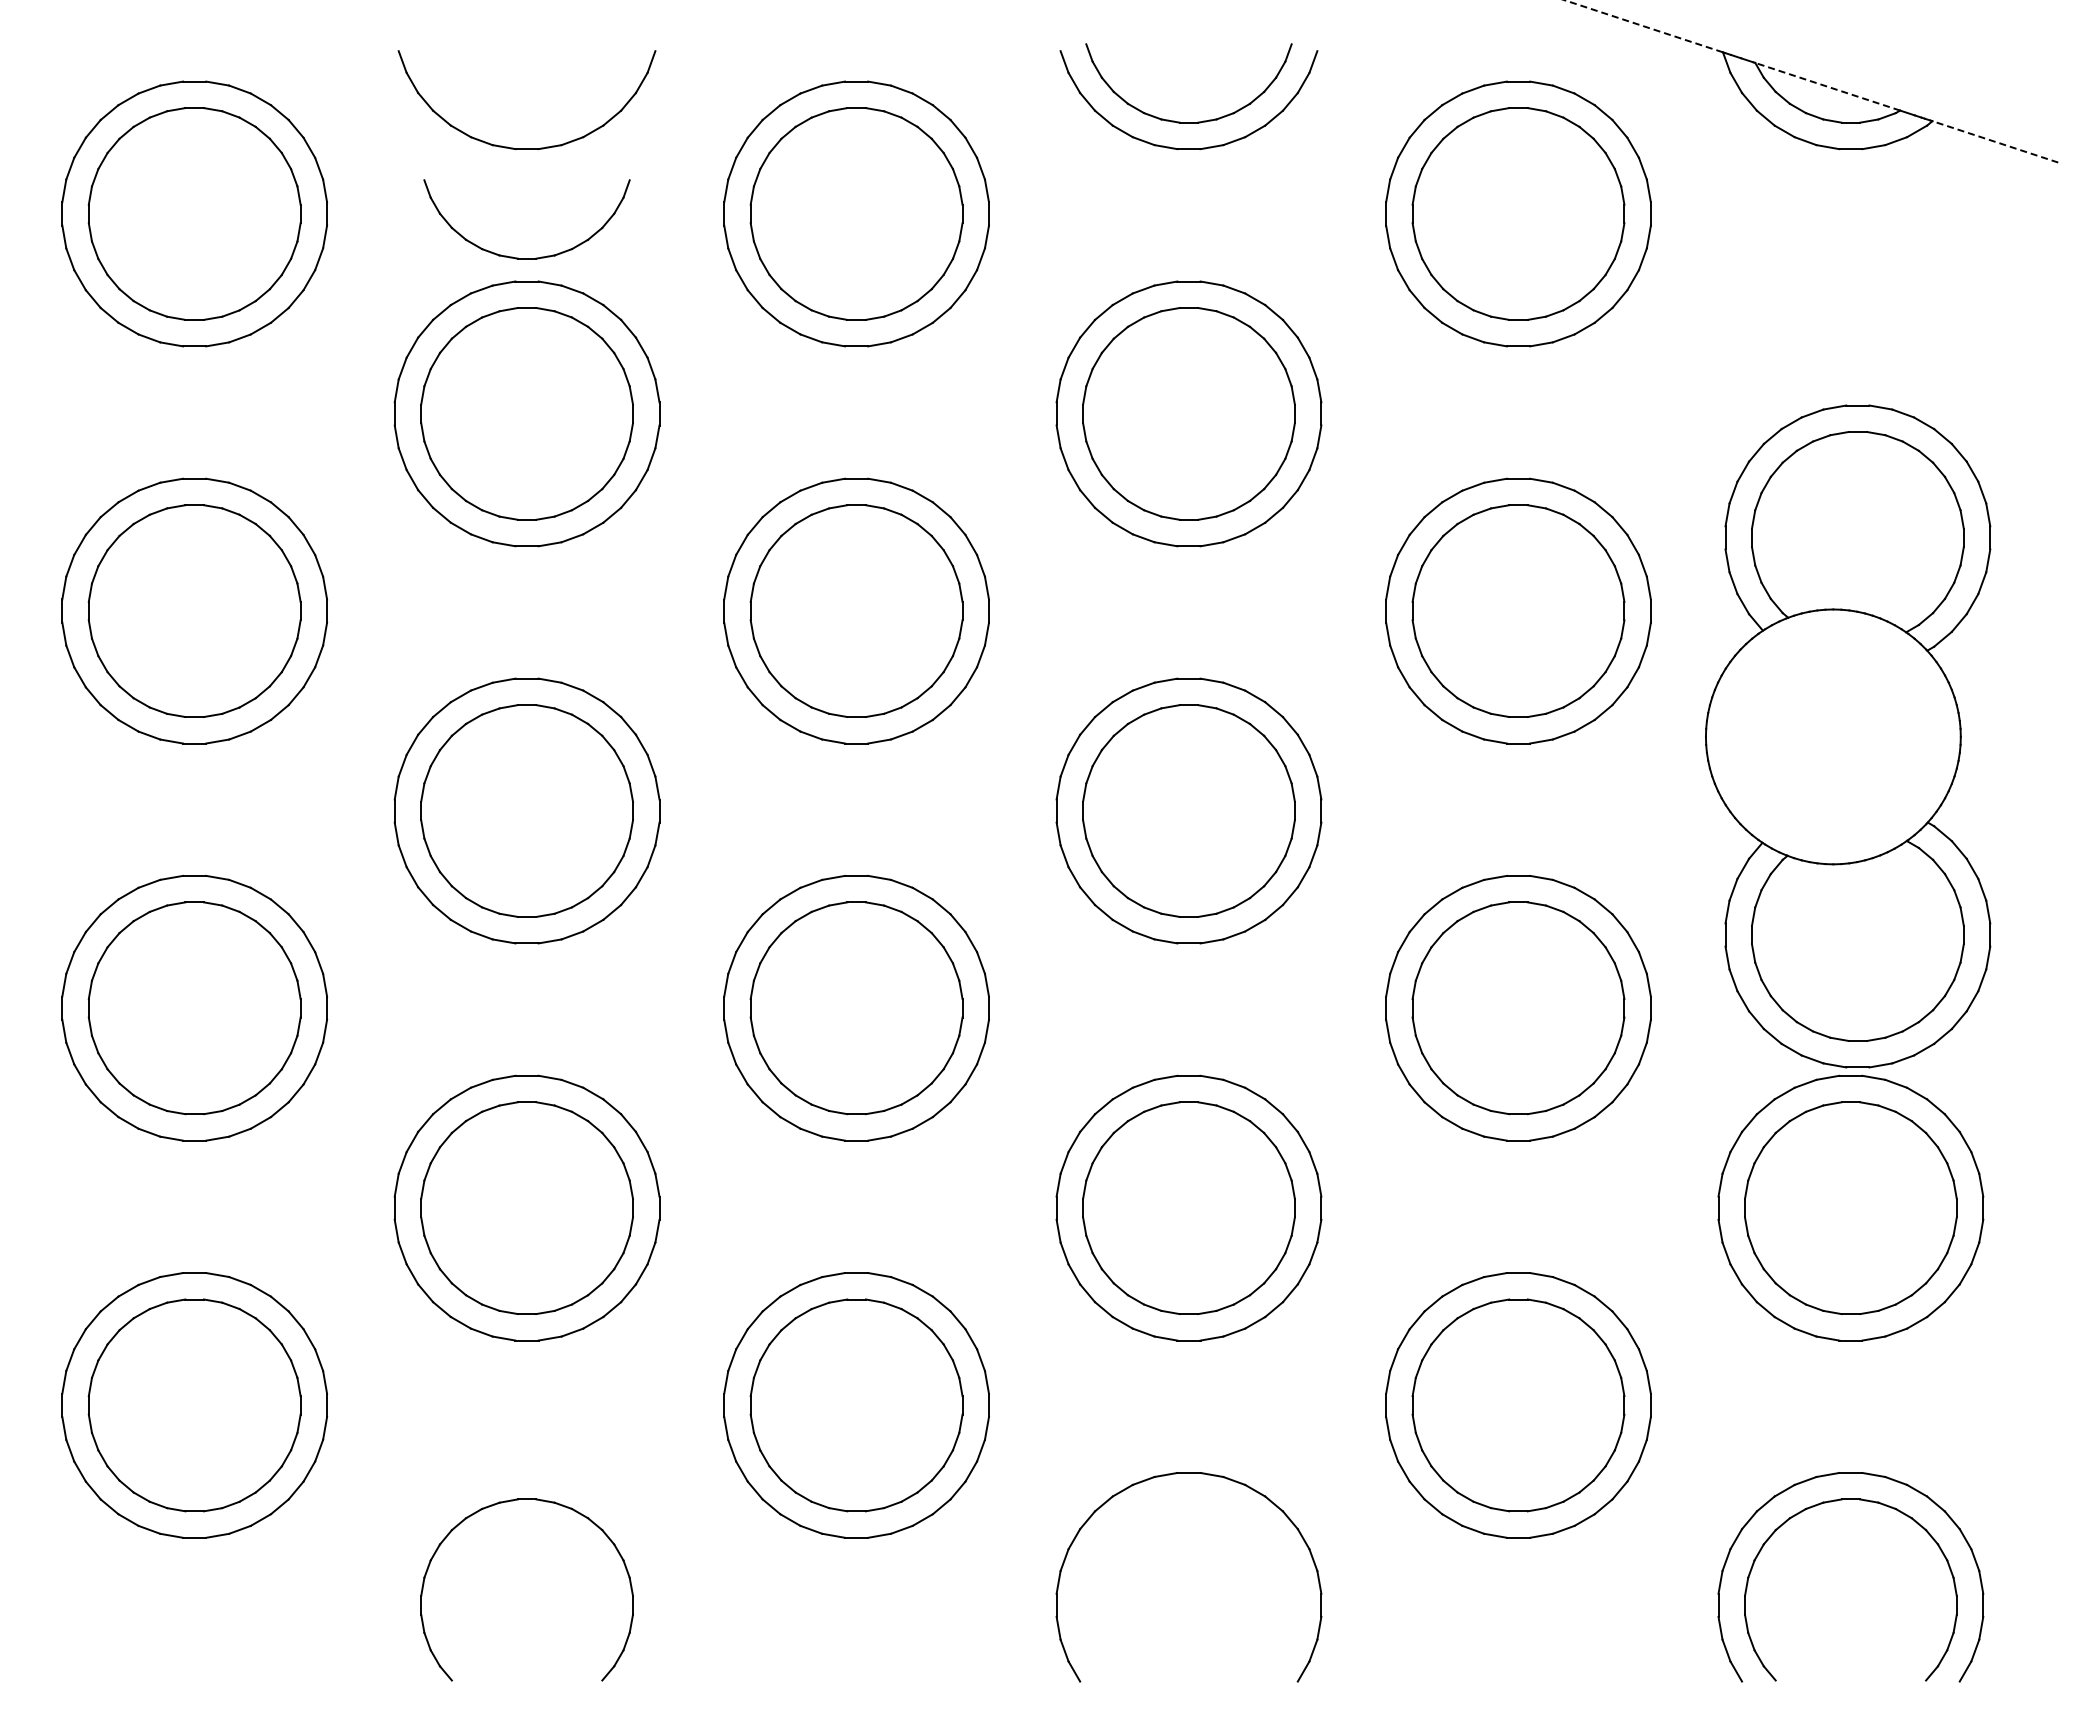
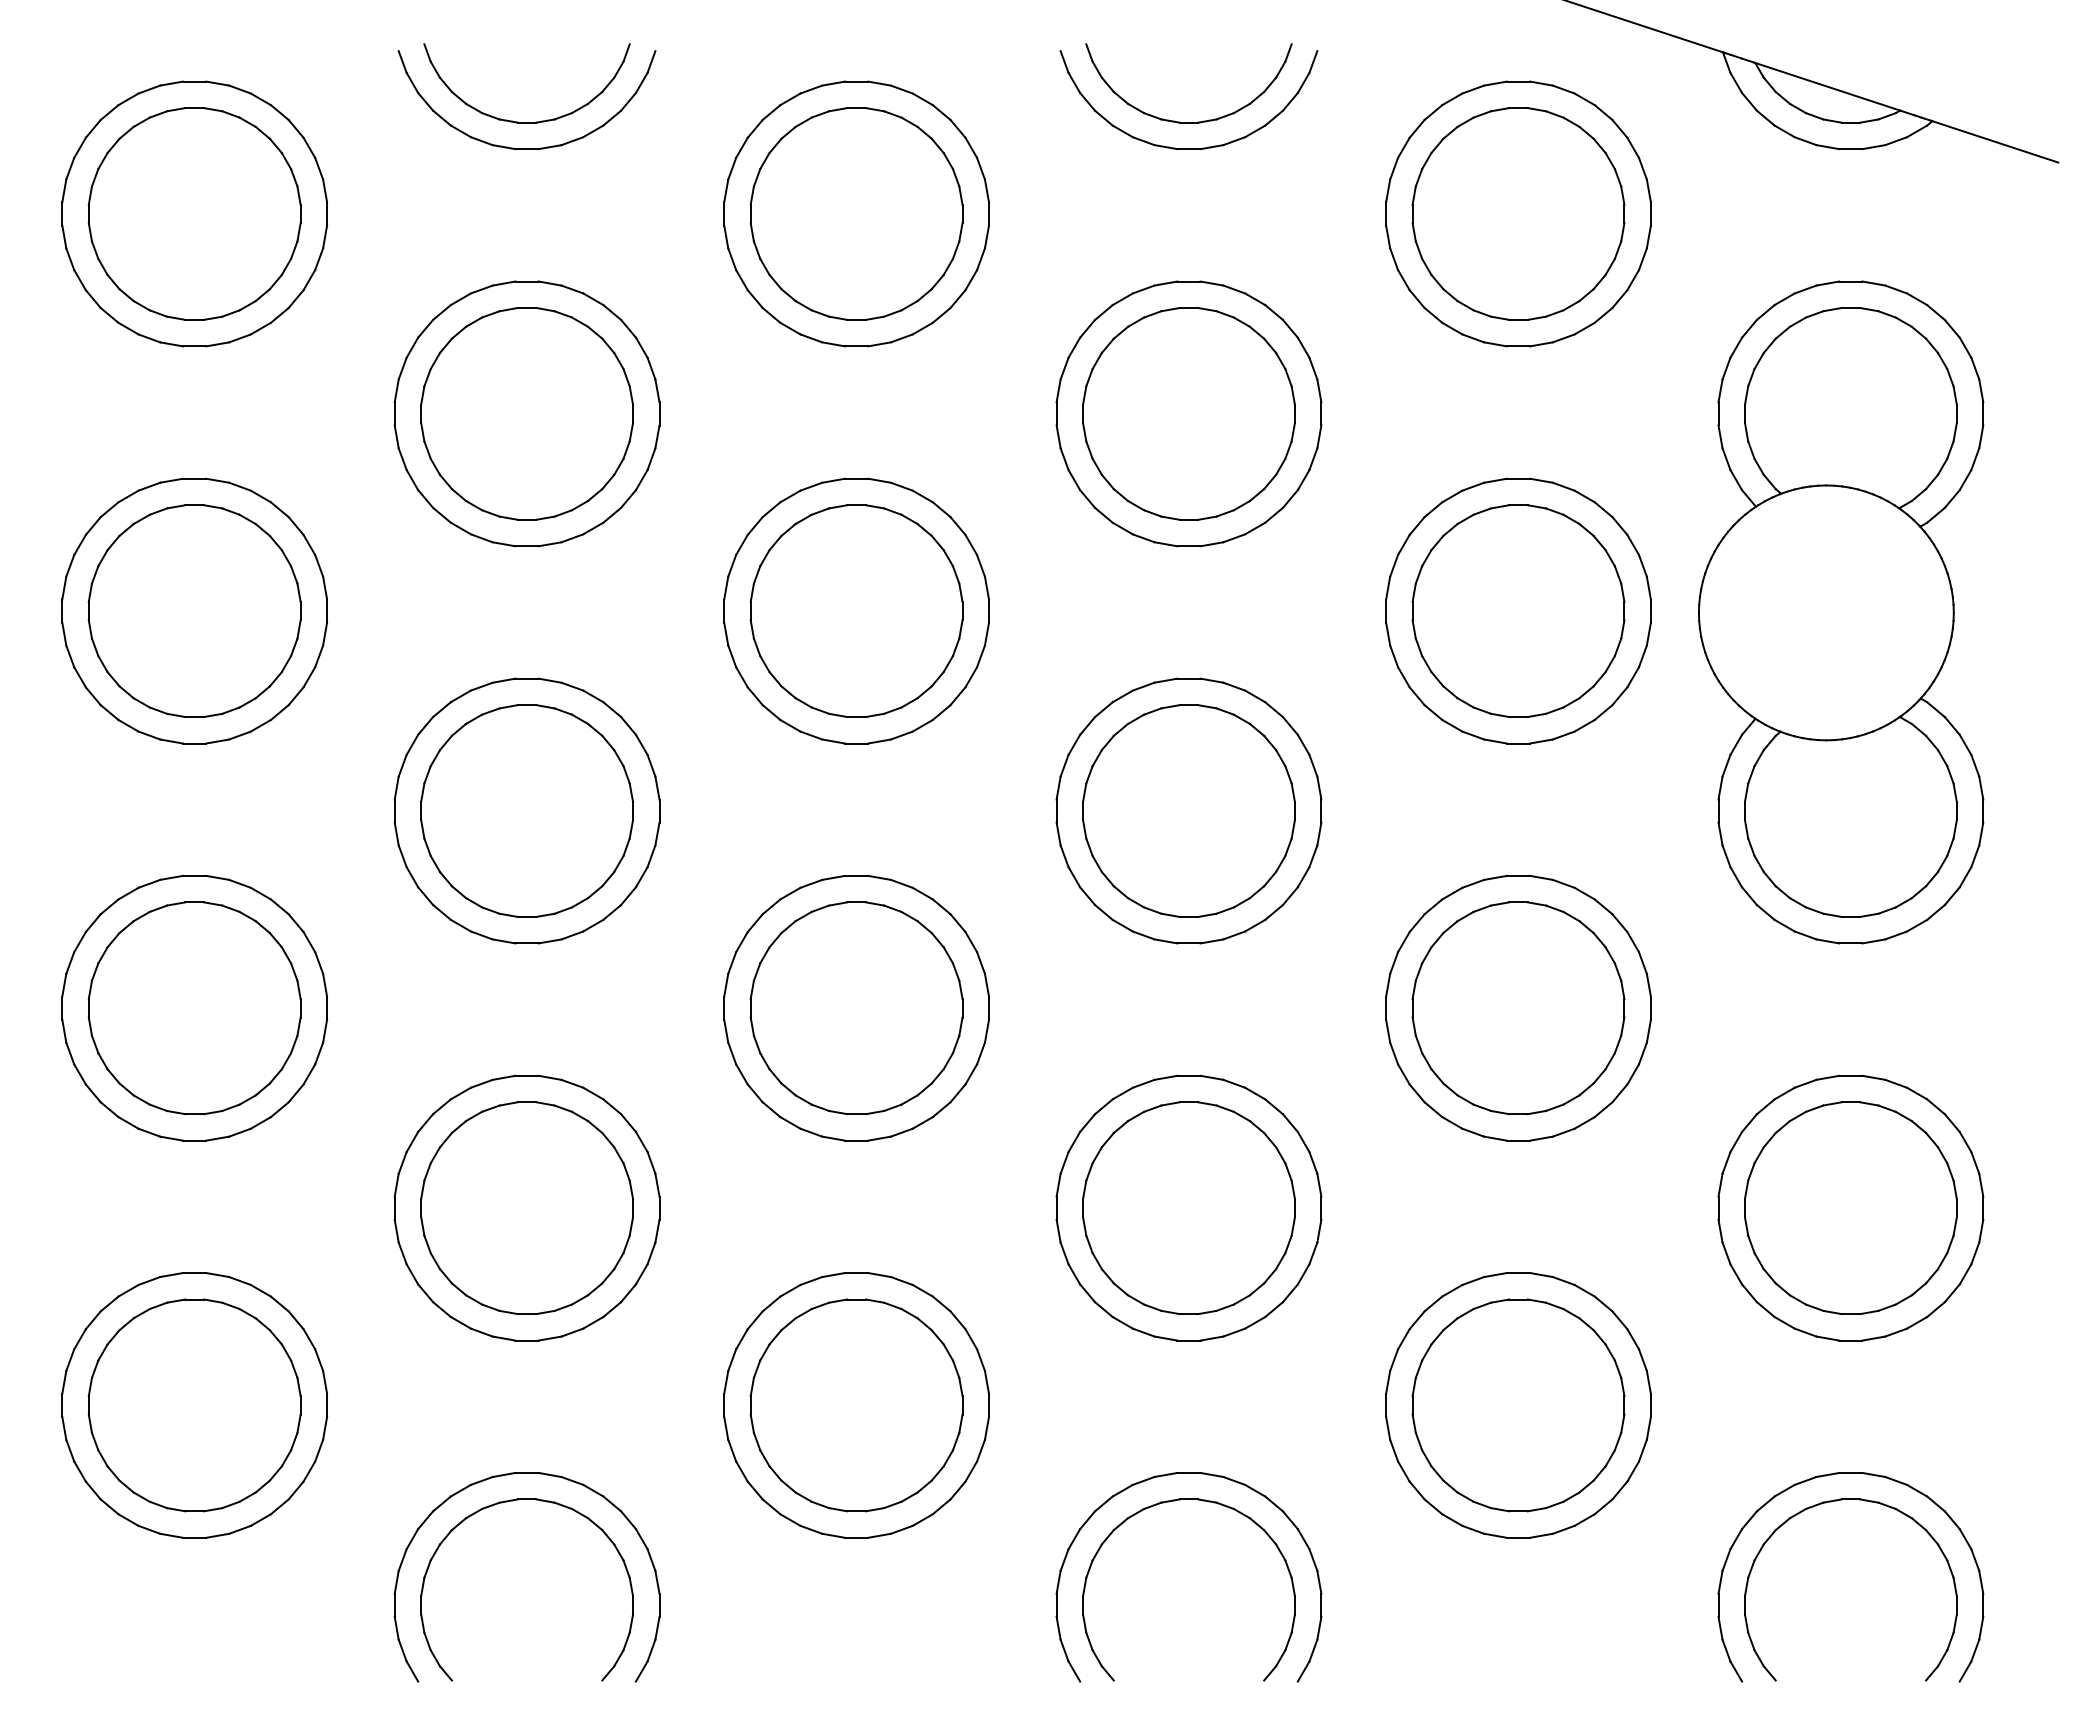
line: dashed -> solid (1643, 26)
line: dashed -> solid (1827, 86)
line: dashed -> solid (1994, 141)
part position: (518, 257) -> (518, 121) (518, 121)
part position: (1848, 736) -> (1841, 612) (1841, 612)
part: none -> present (508, 1475)
part: none -> present (1175, 1501)
